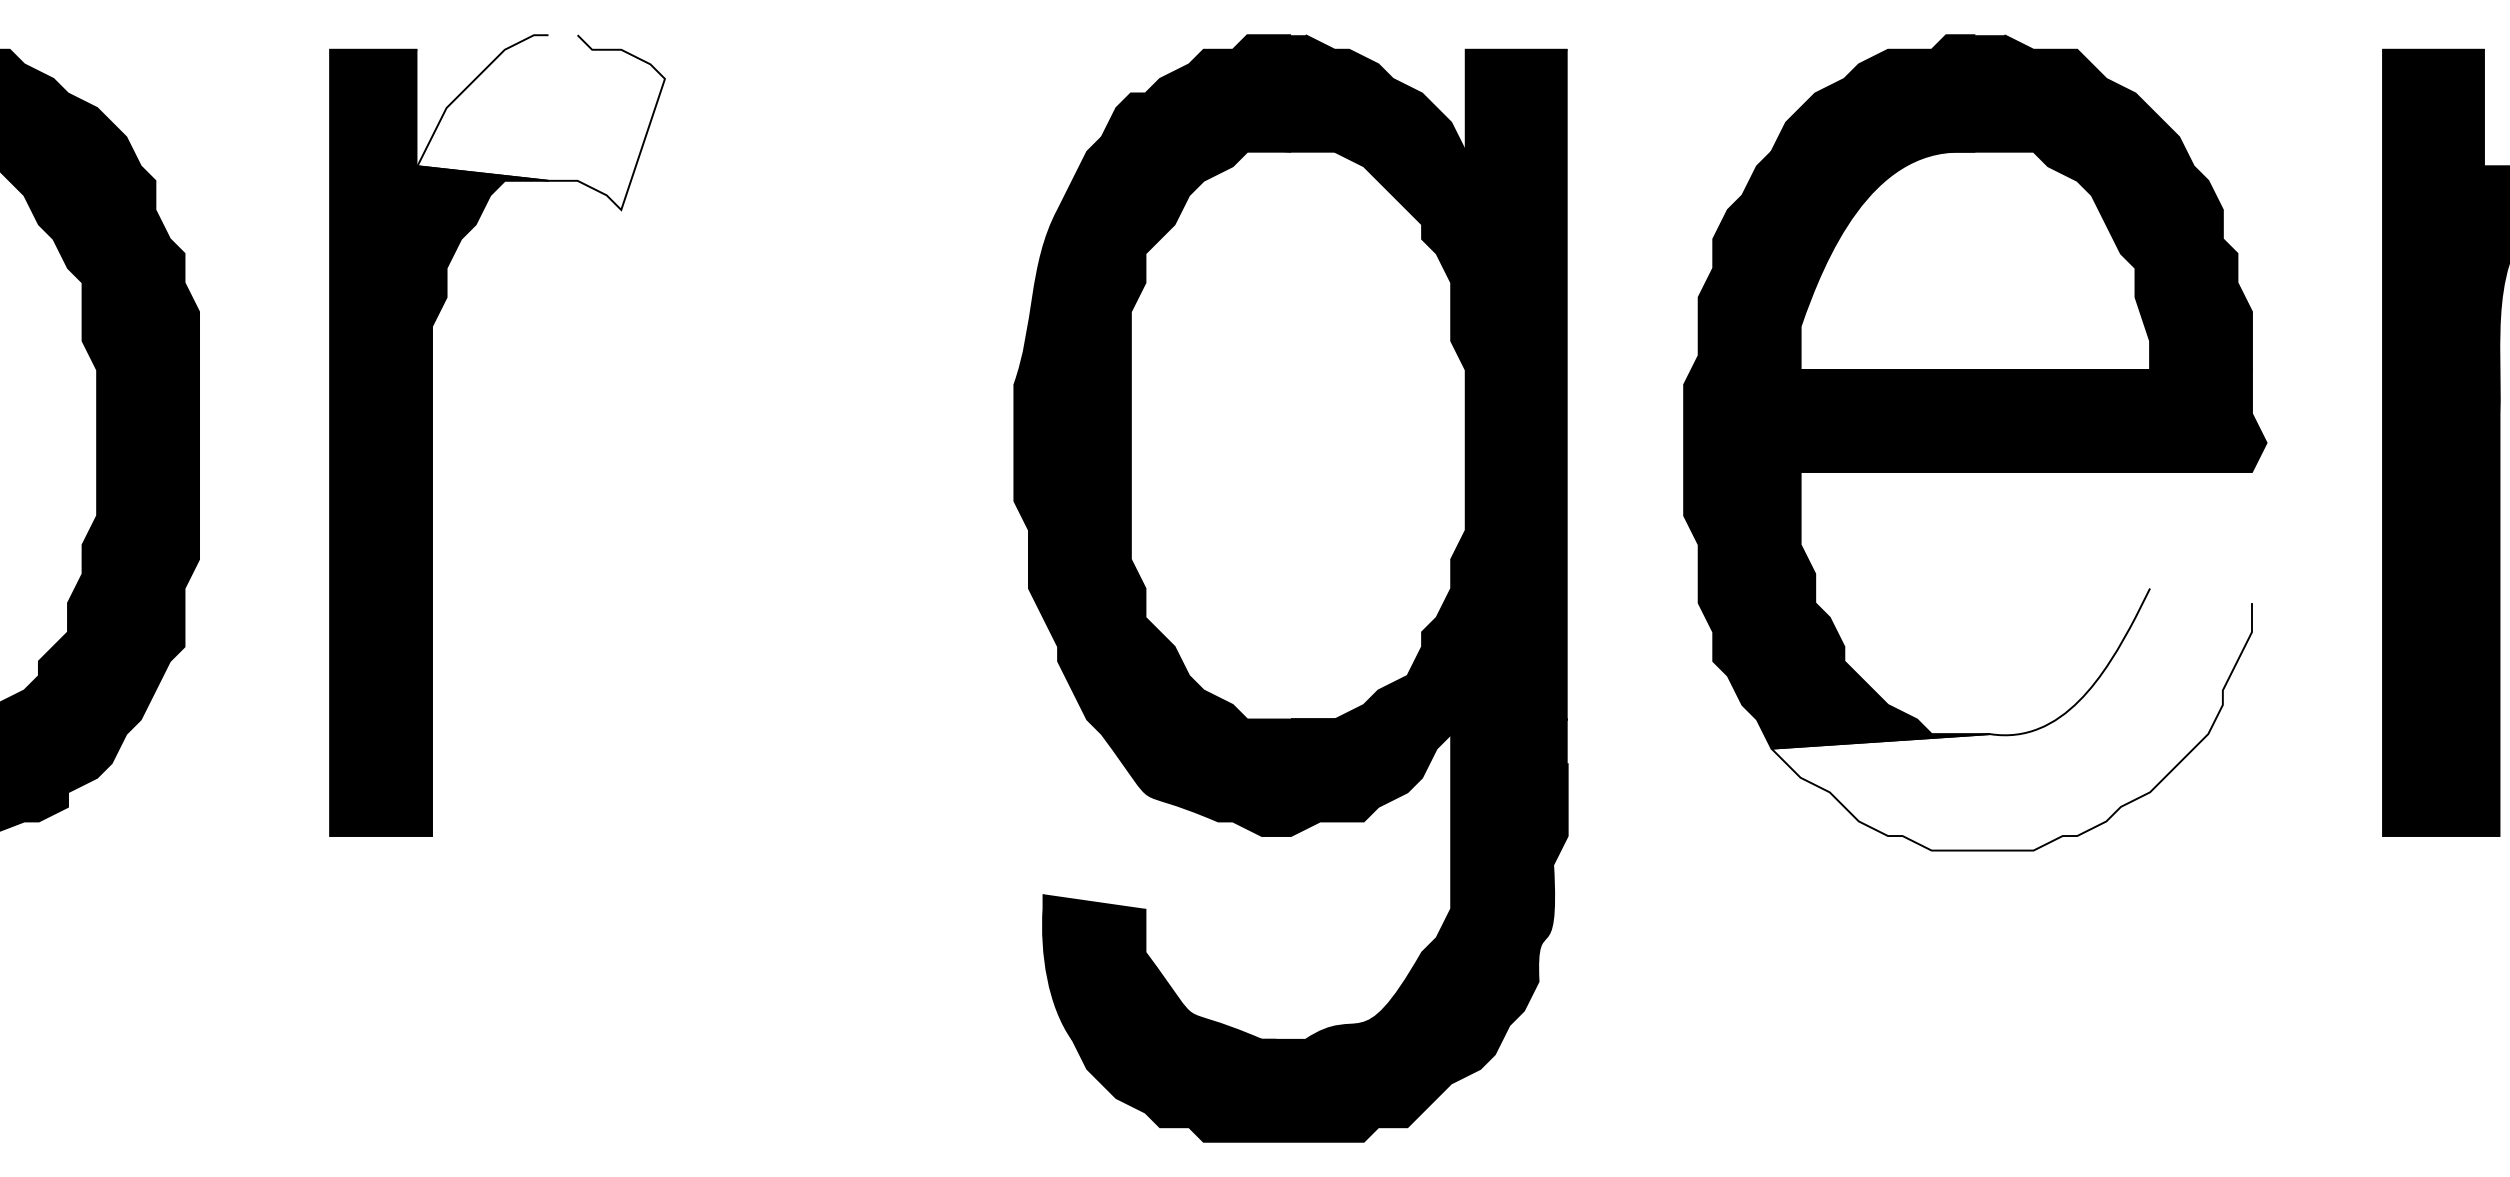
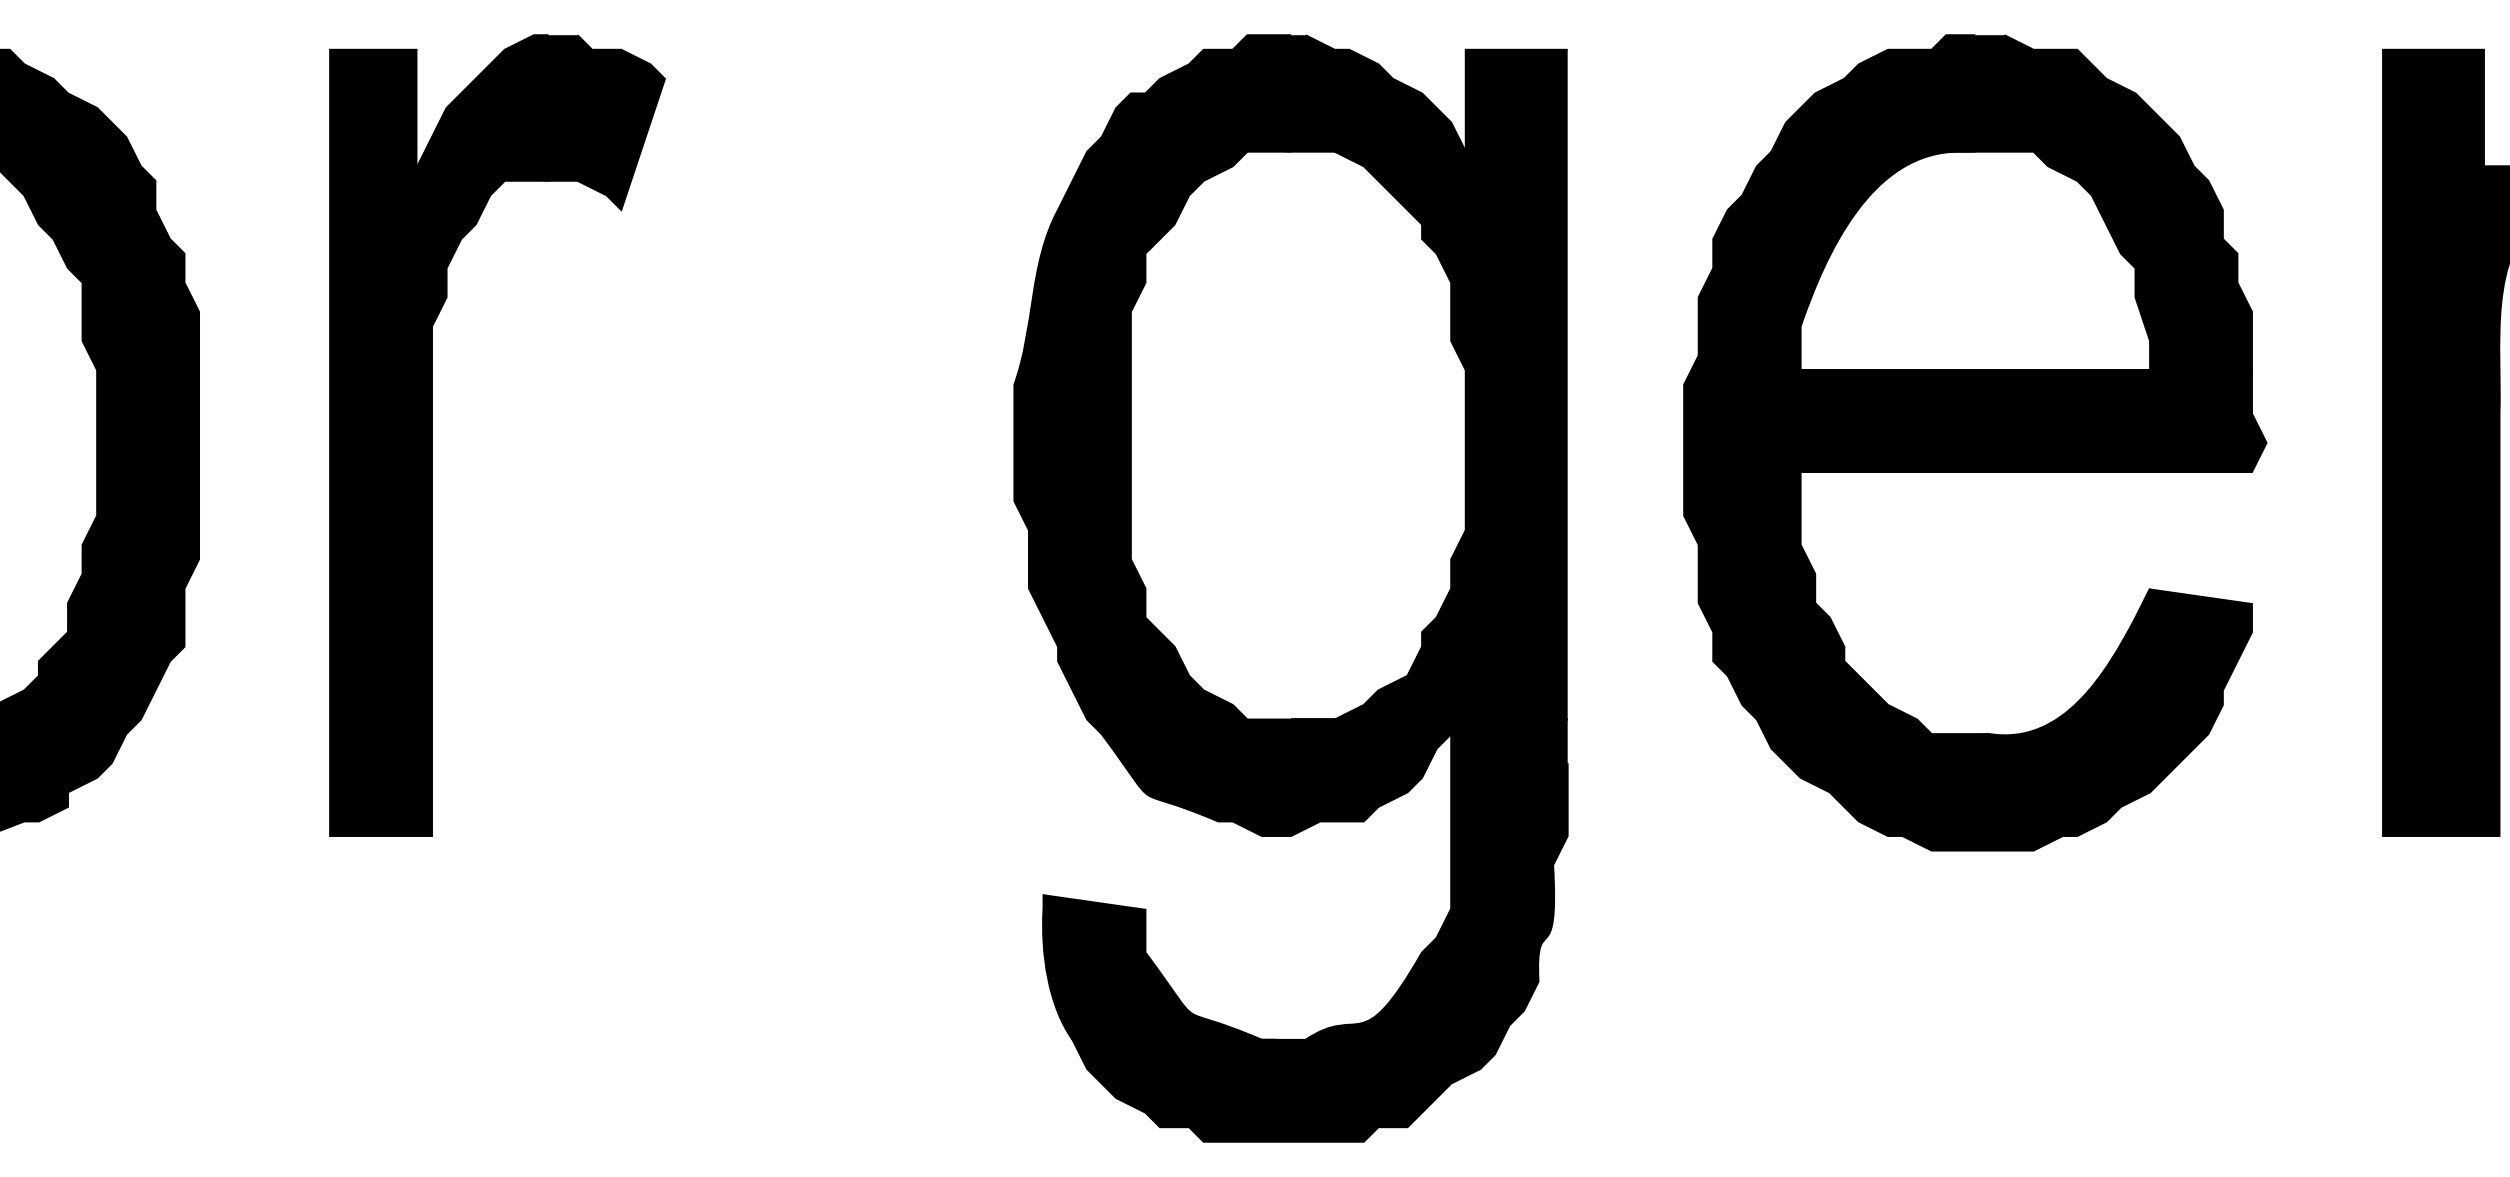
fill: none -> present (540, 122)
fill: none -> present (2011, 719)
